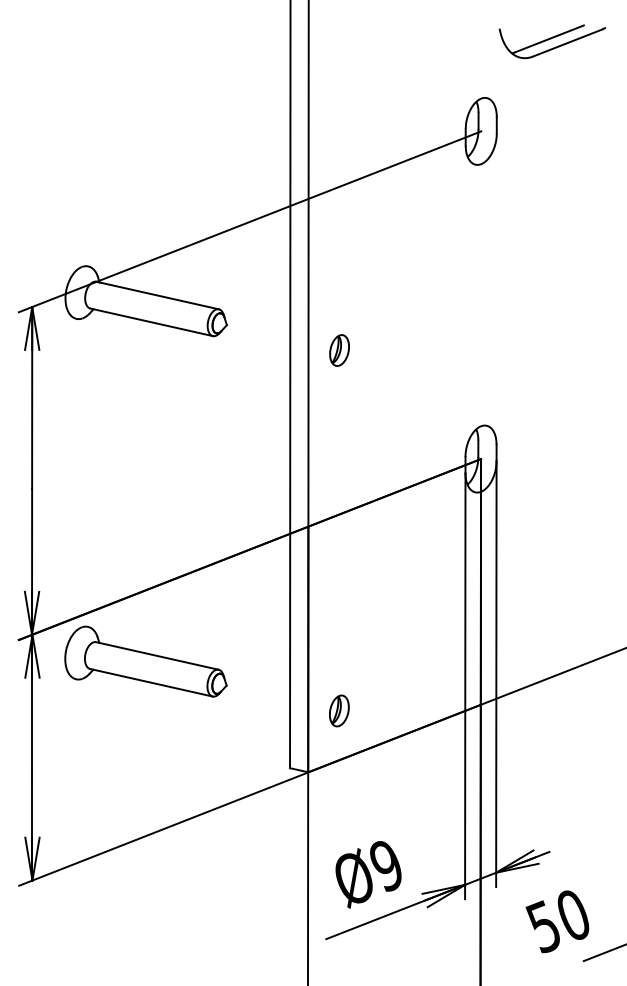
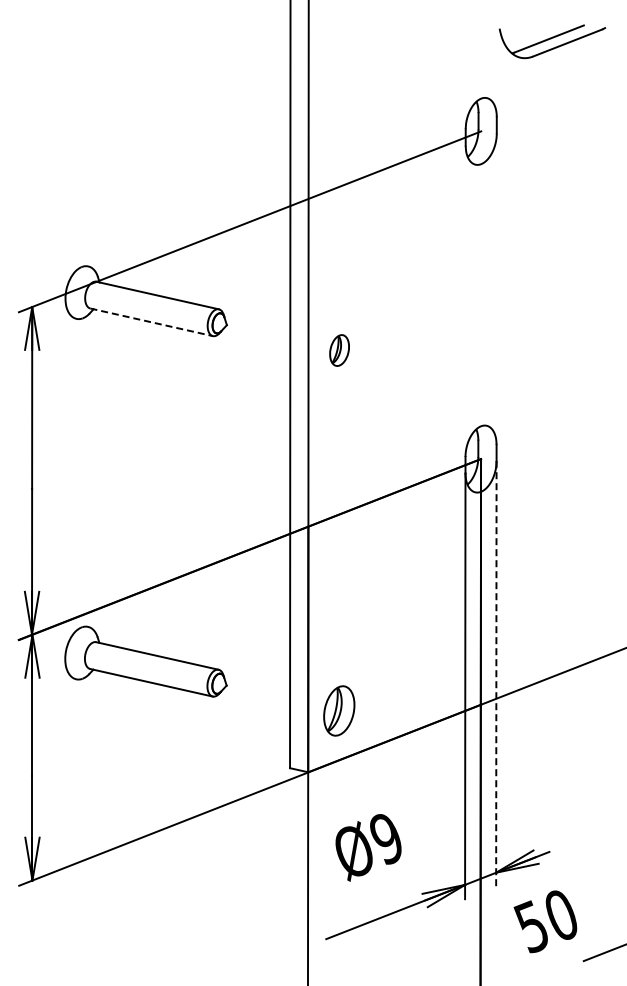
line: solid -> dashed (151, 322)
line: solid -> dashed (496, 674)
part size: 21x34 px -> 33x52 px (339, 710)
text position: (368, 874) -> (368, 847) (368, 847)
text position: (557, 921) -> (545, 921) (545, 921)
